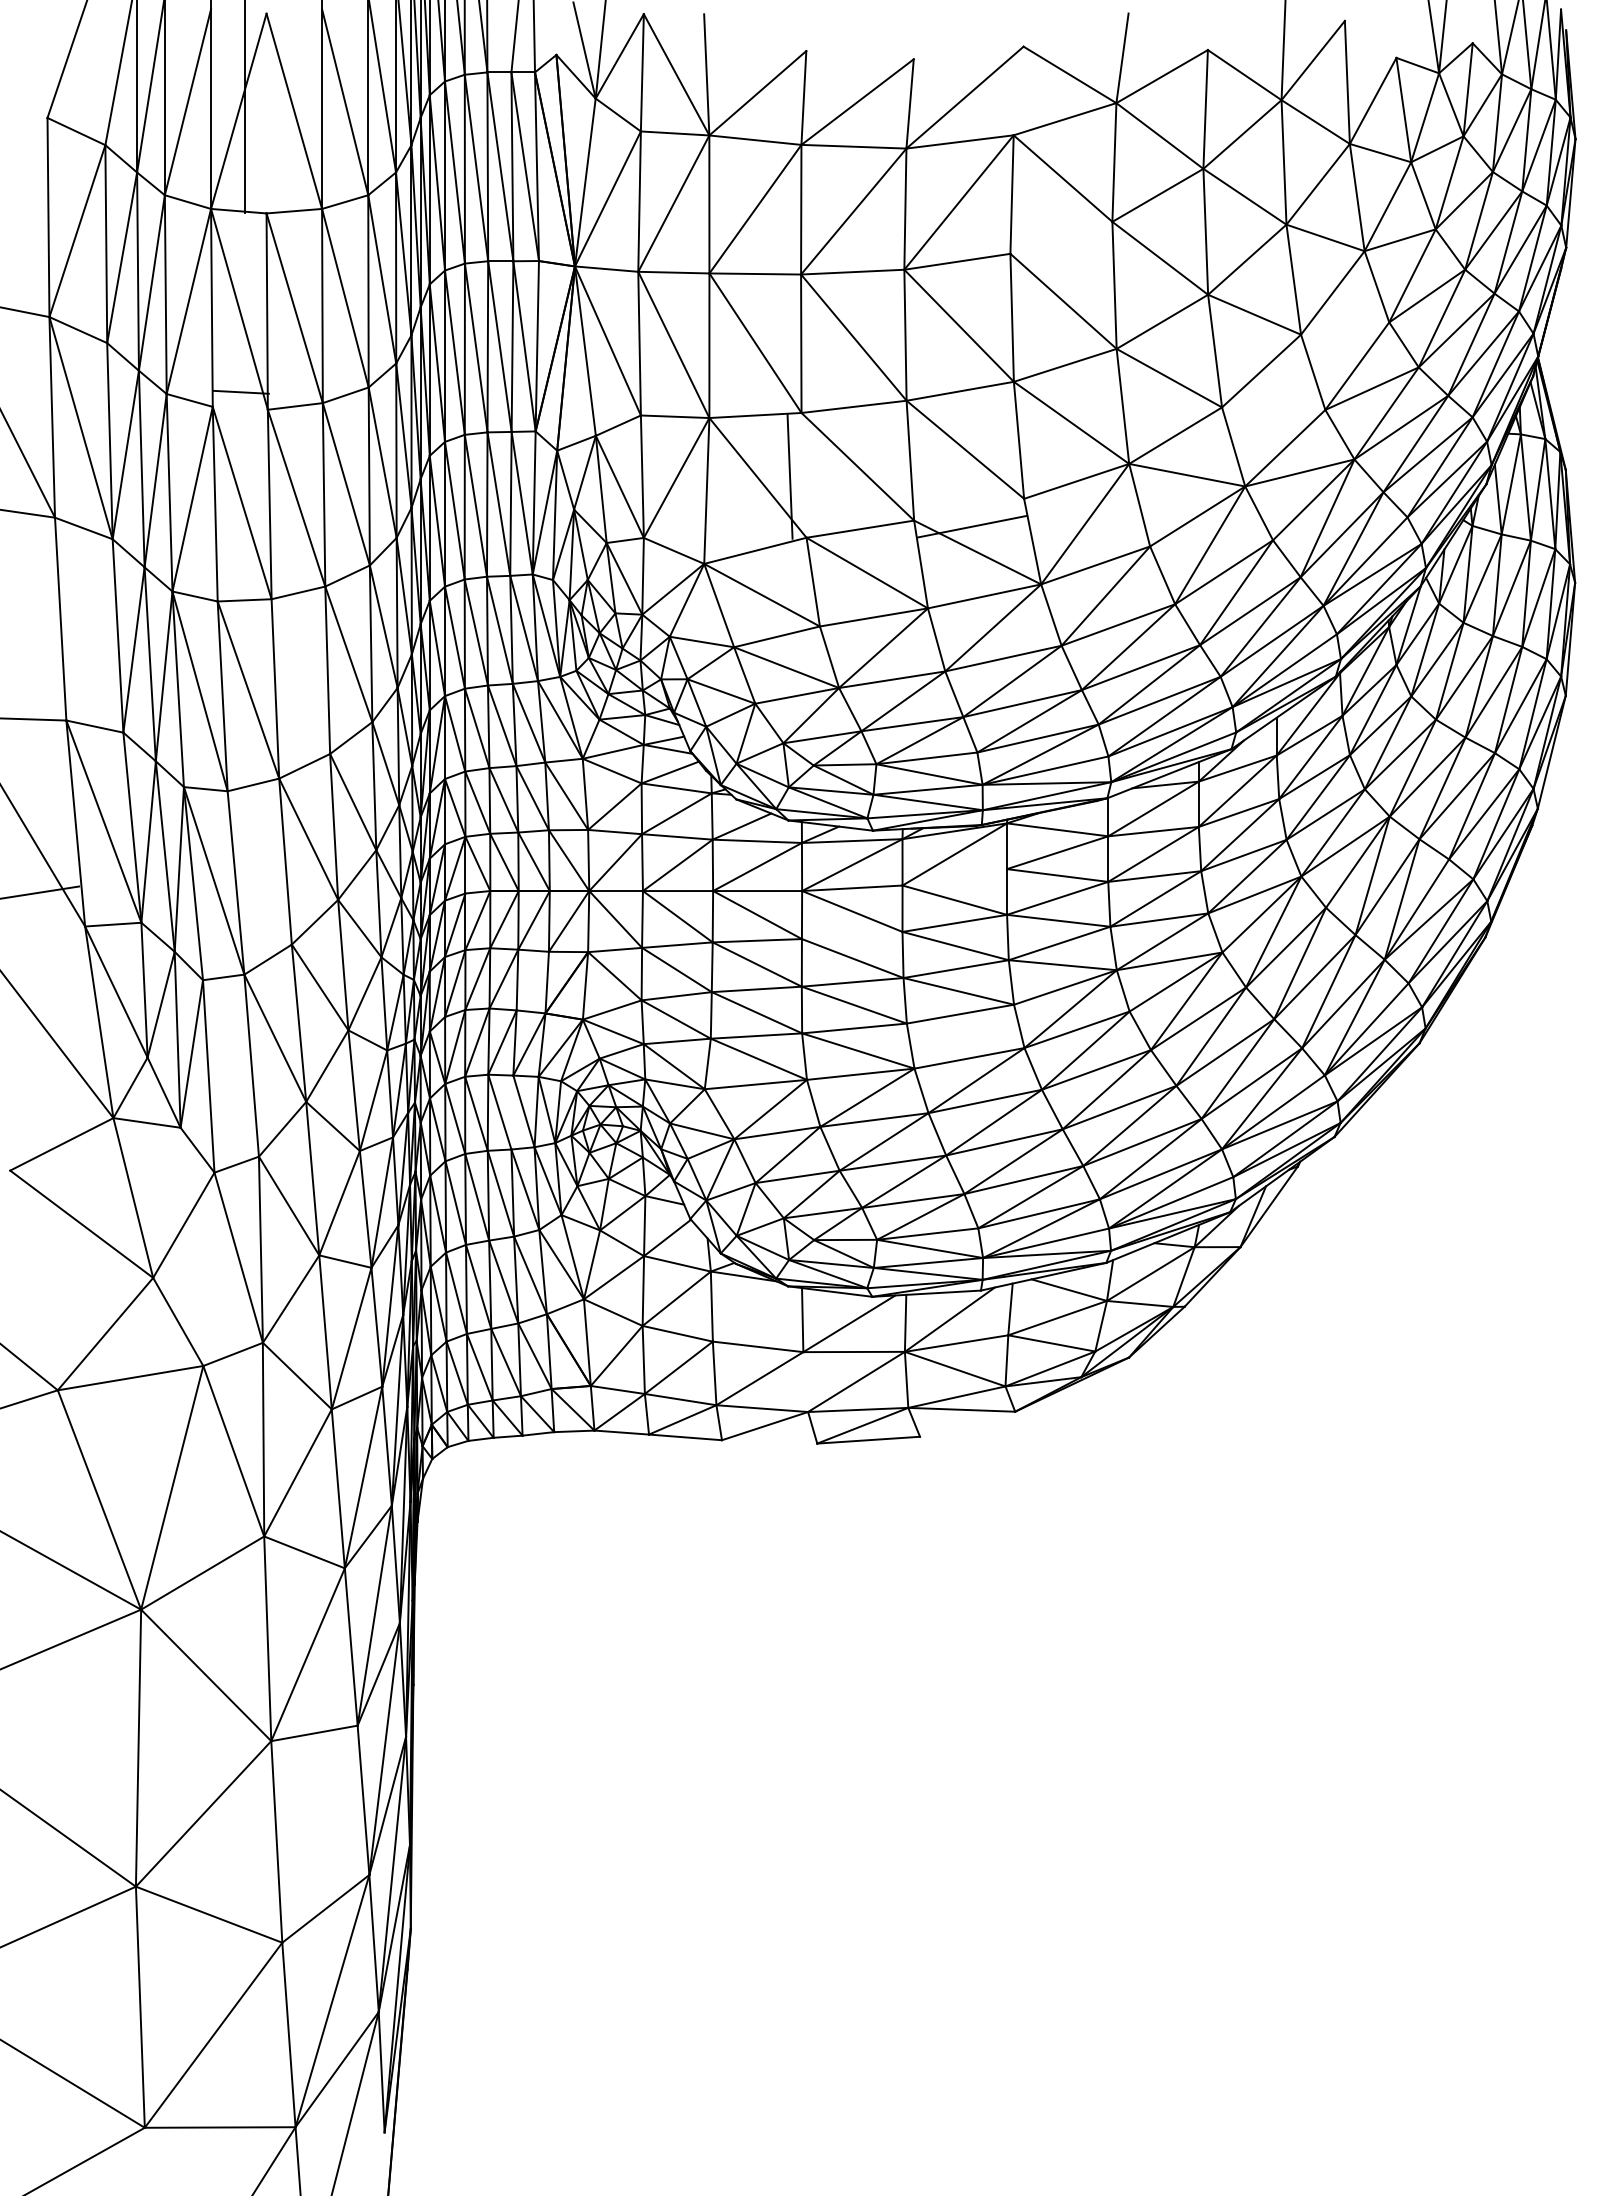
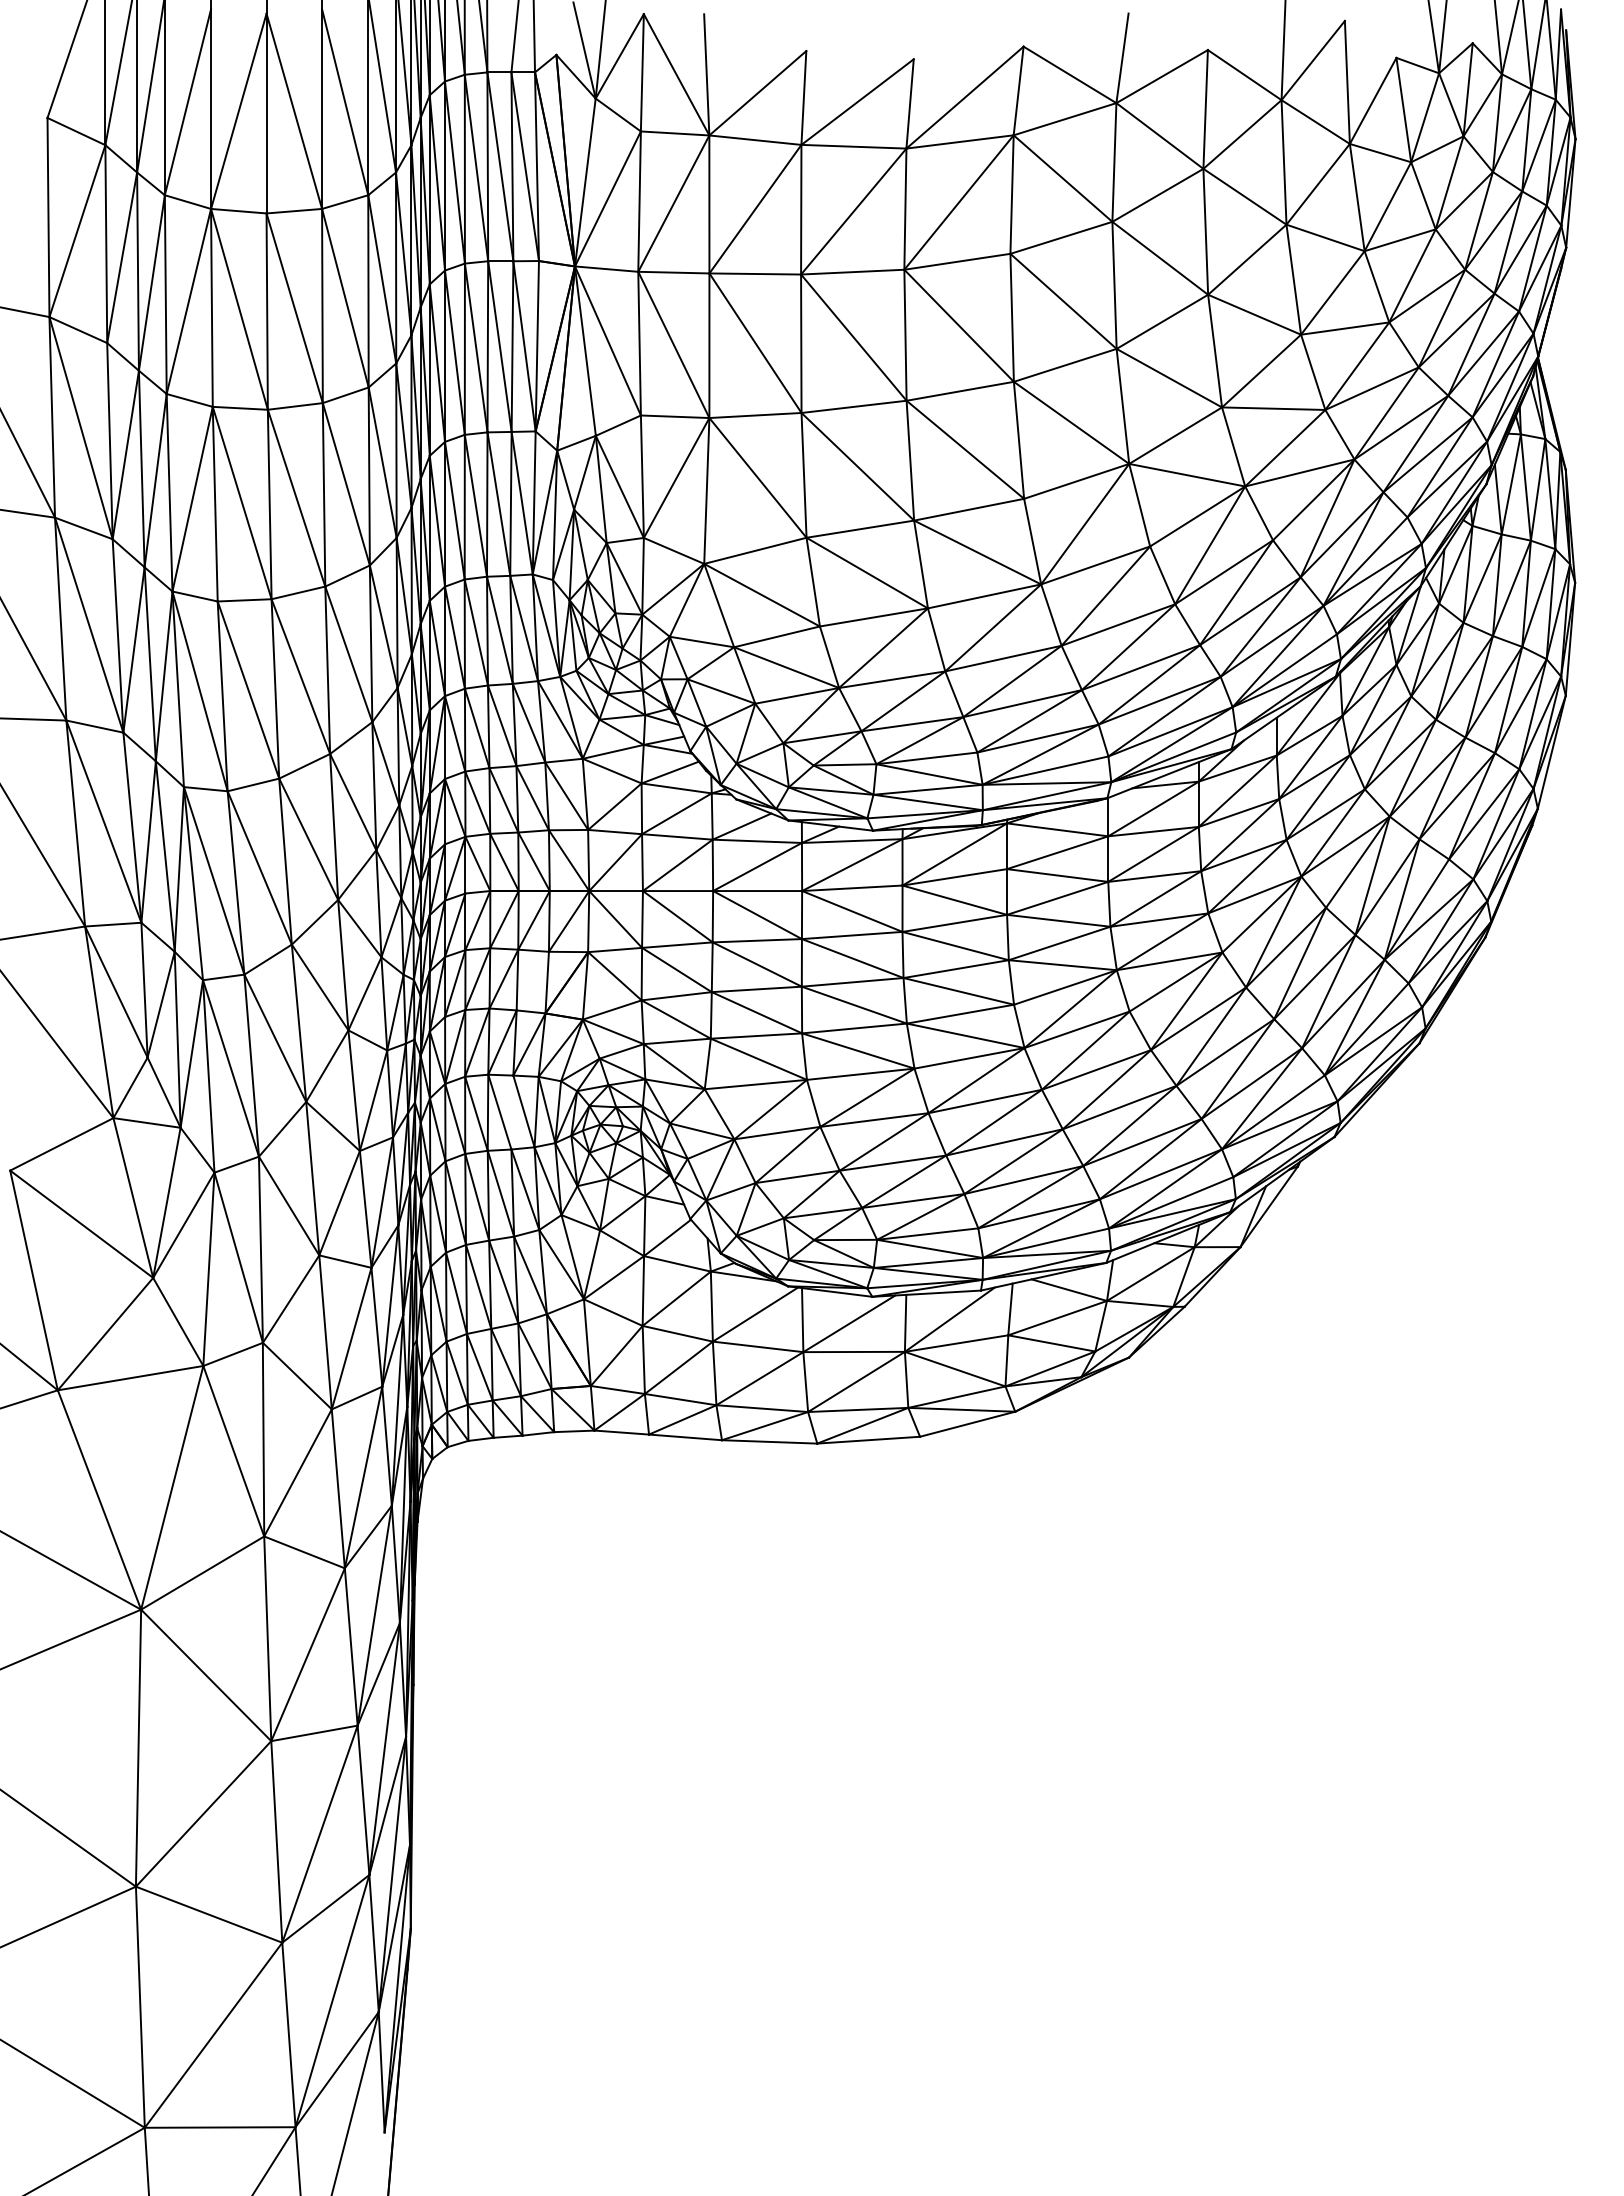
line: none -> present (105, 73)
line: none -> present (1018, 90)
line position: (244, 107) -> (266, 107) (266, 107)
line: none -> present (1061, 237)
line: none -> present (1345, 328)
line position: (240, 391) -> (239, 407) (239, 407)
line: none -> present (1273, 408)
line position: (789, 475) -> (803, 474) (803, 474)
line position: (972, 526) -> (969, 509) (969, 509)
line: none -> present (89, 624)
line: none -> present (34, 660)
line: none -> present (300, 676)
line: none -> present (259, 867)
line: none -> present (954, 877)
line position: (40, 892) -> (43, 932) (43, 932)
line: none -> present (851, 935)
line: none -> present (965, 1035)
line: none -> present (230, 1068)
line: none -> present (166, 1202)
line: none -> present (208, 1269)
line: none -> present (33, 1280)
line: none -> present (755, 1314)
line: none -> present (805, 1382)
line: none -> present (967, 1423)
line: none -> present (769, 1441)
line: none -> present (319, 1833)
line: none -> present (146, 2159)
